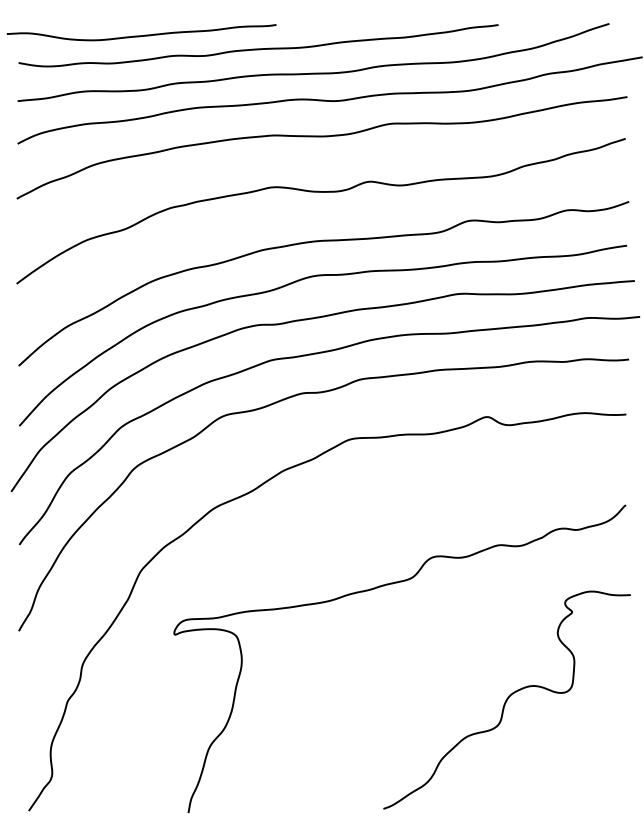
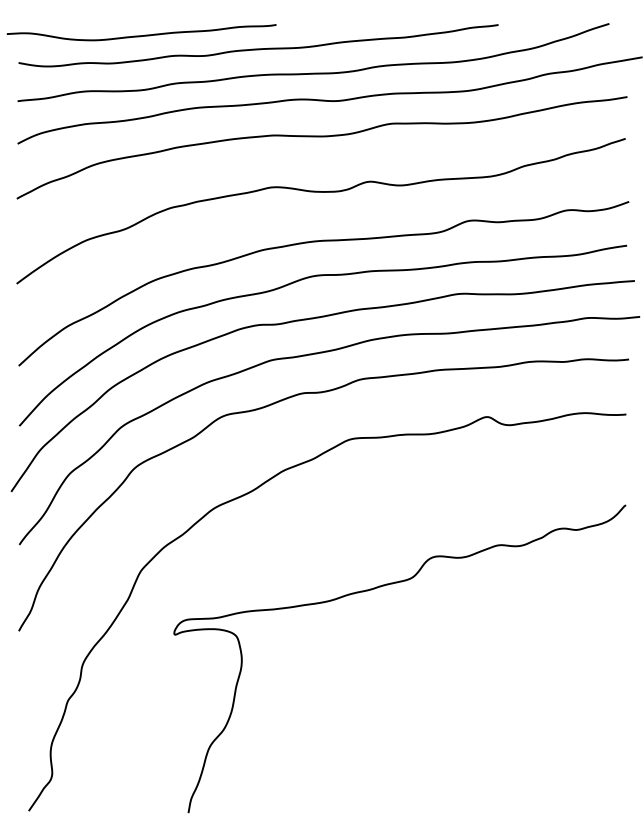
curve: present -> none (506, 699)
